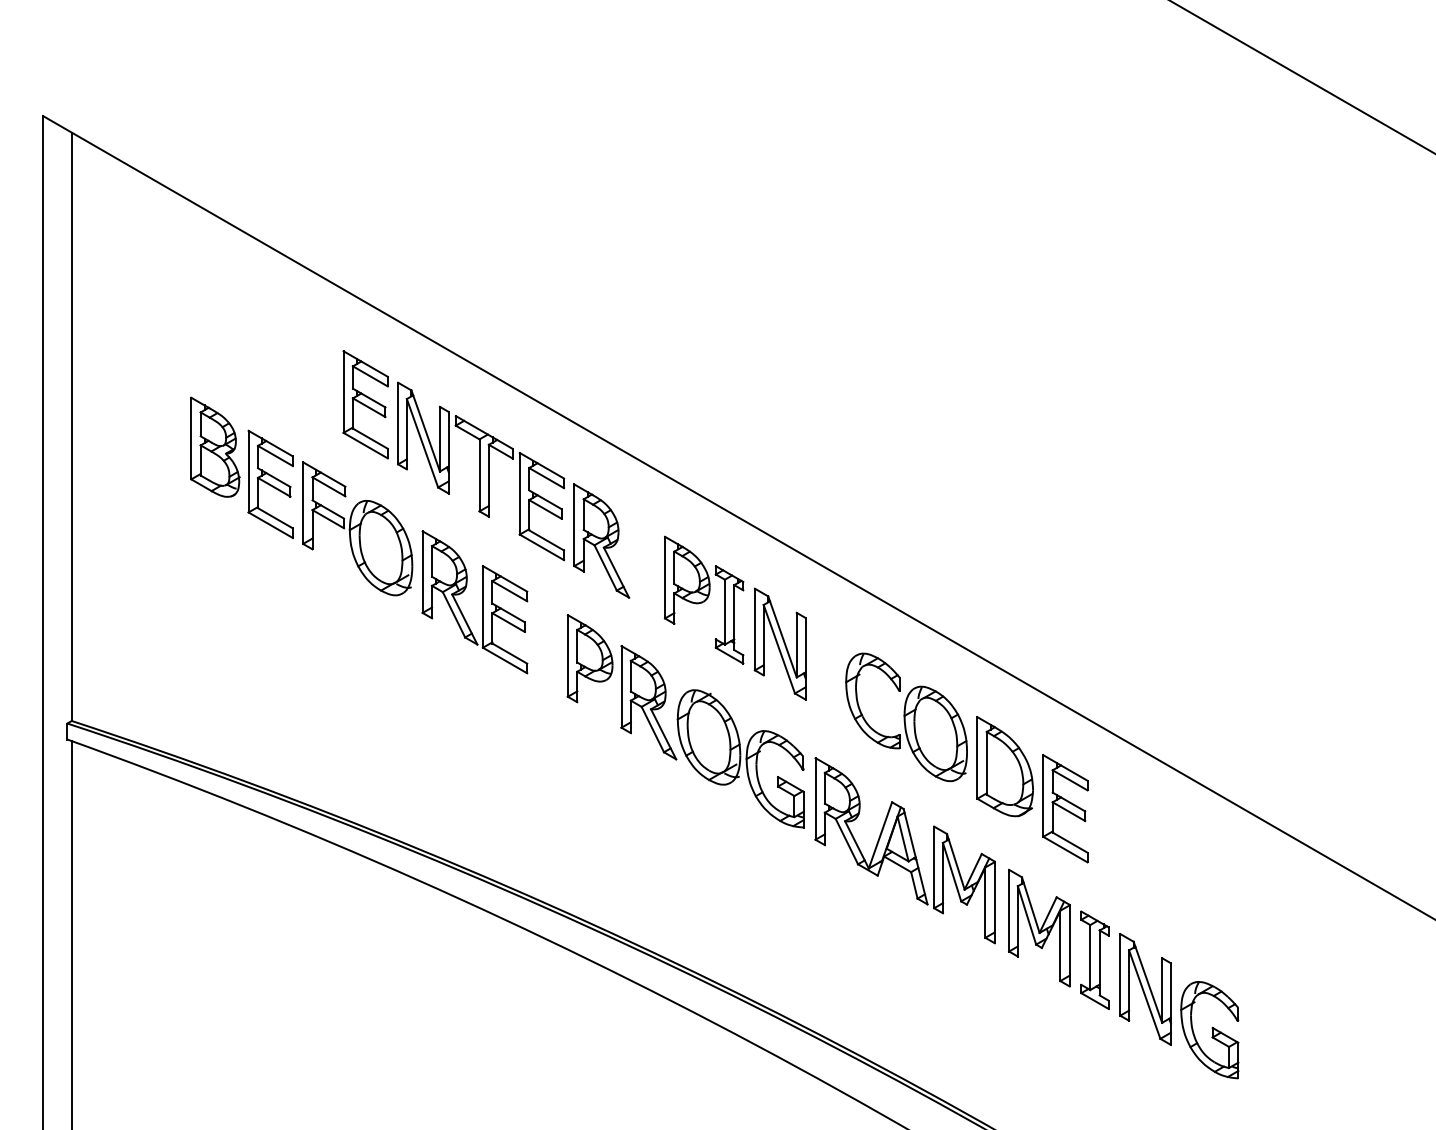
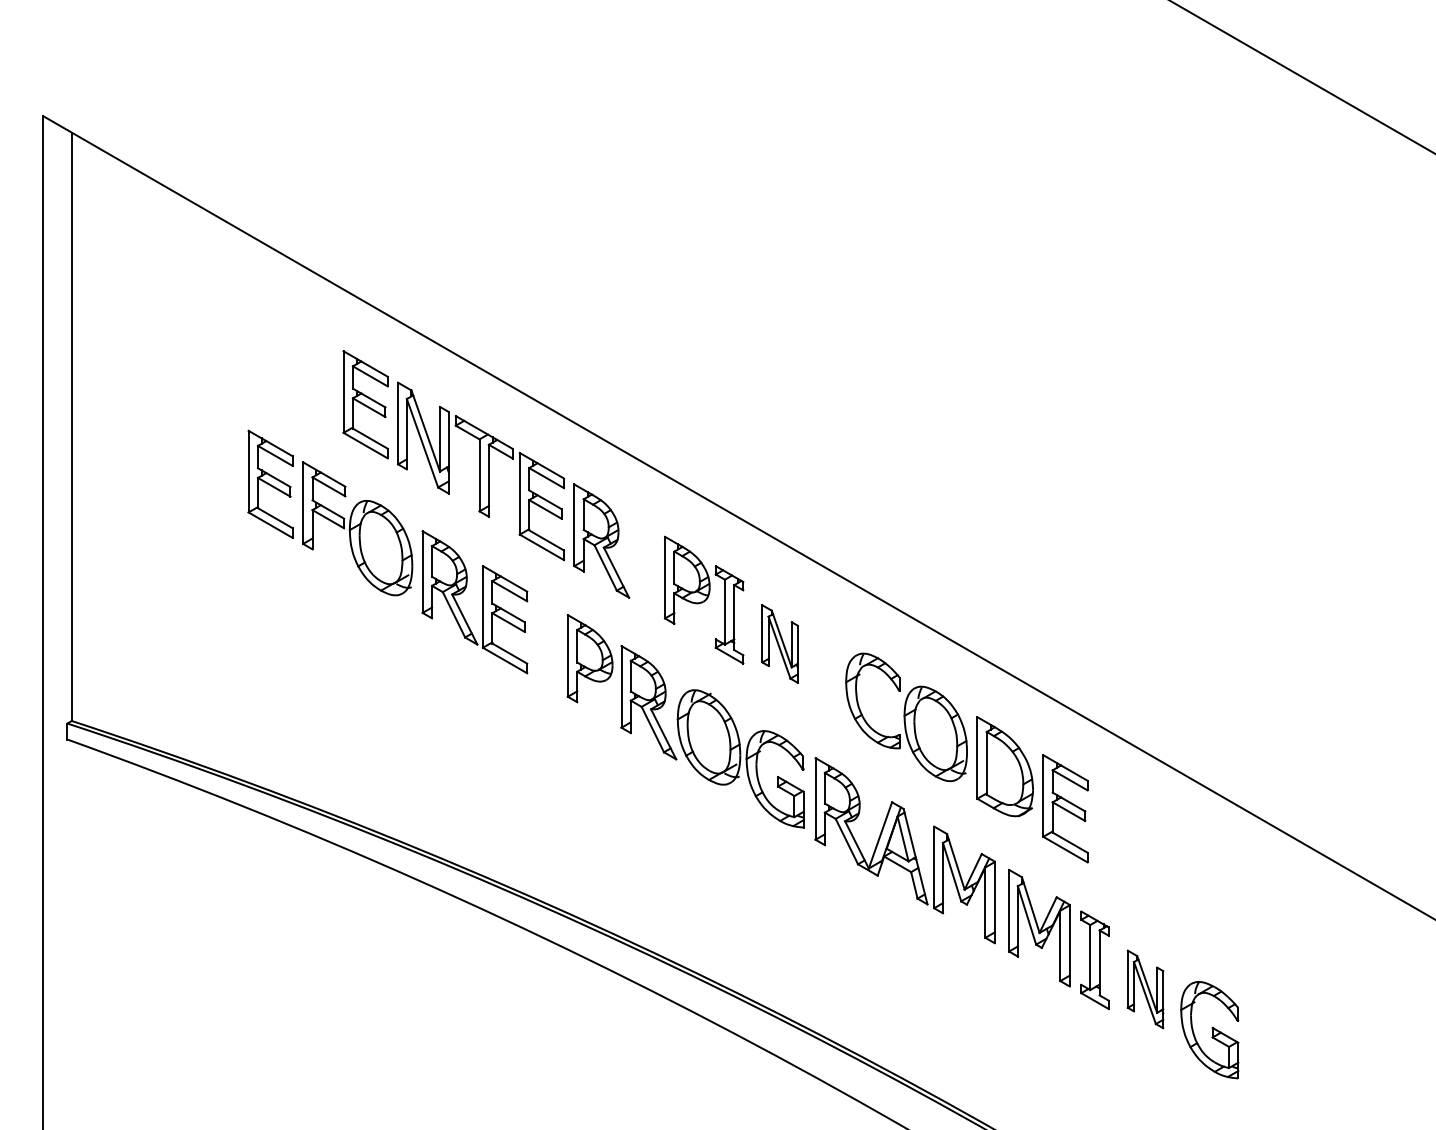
part: present -> none (215, 446)
part size: 54x114 px -> 38x80 px (779, 643)
line: present -> none (71, 933)
part size: 53x113 px -> 39x81 px (1145, 989)
